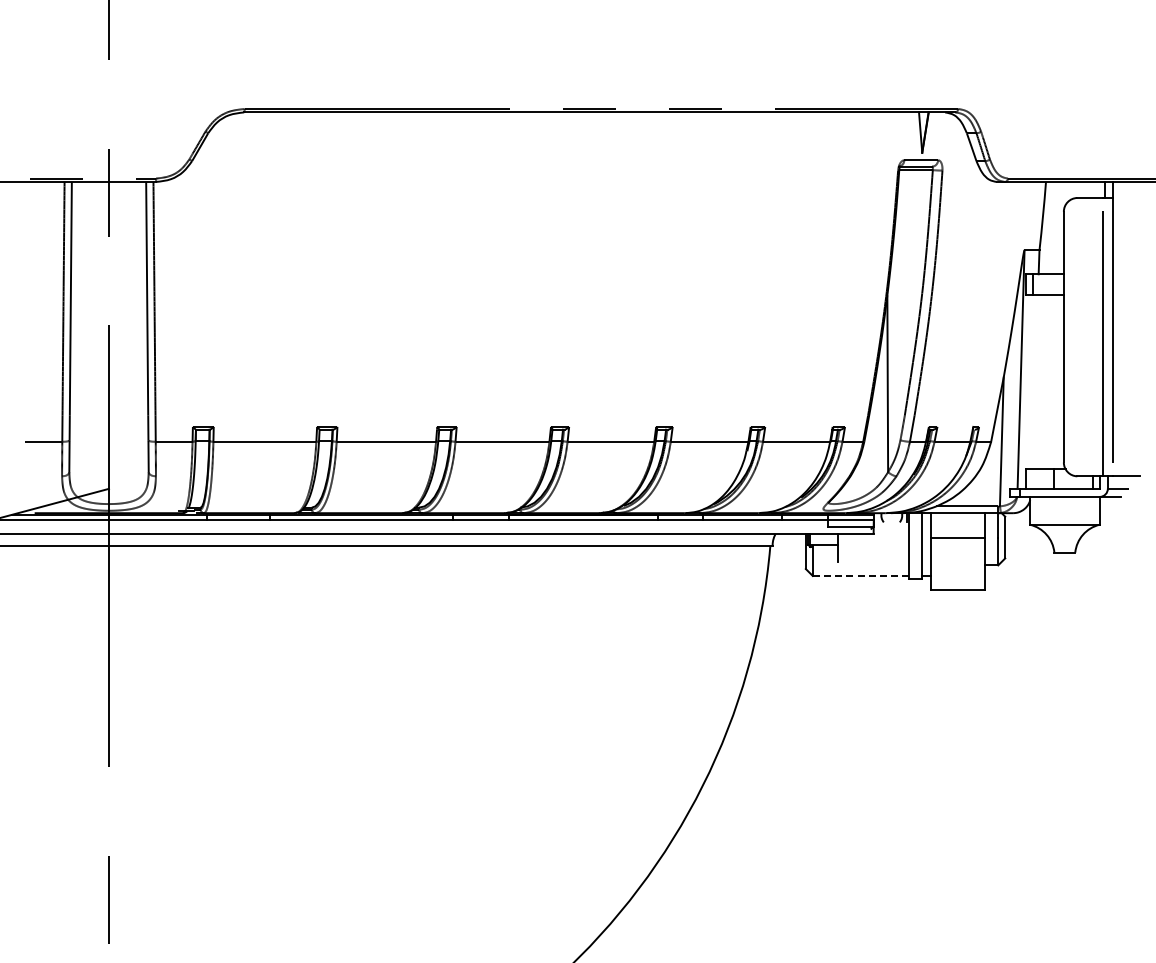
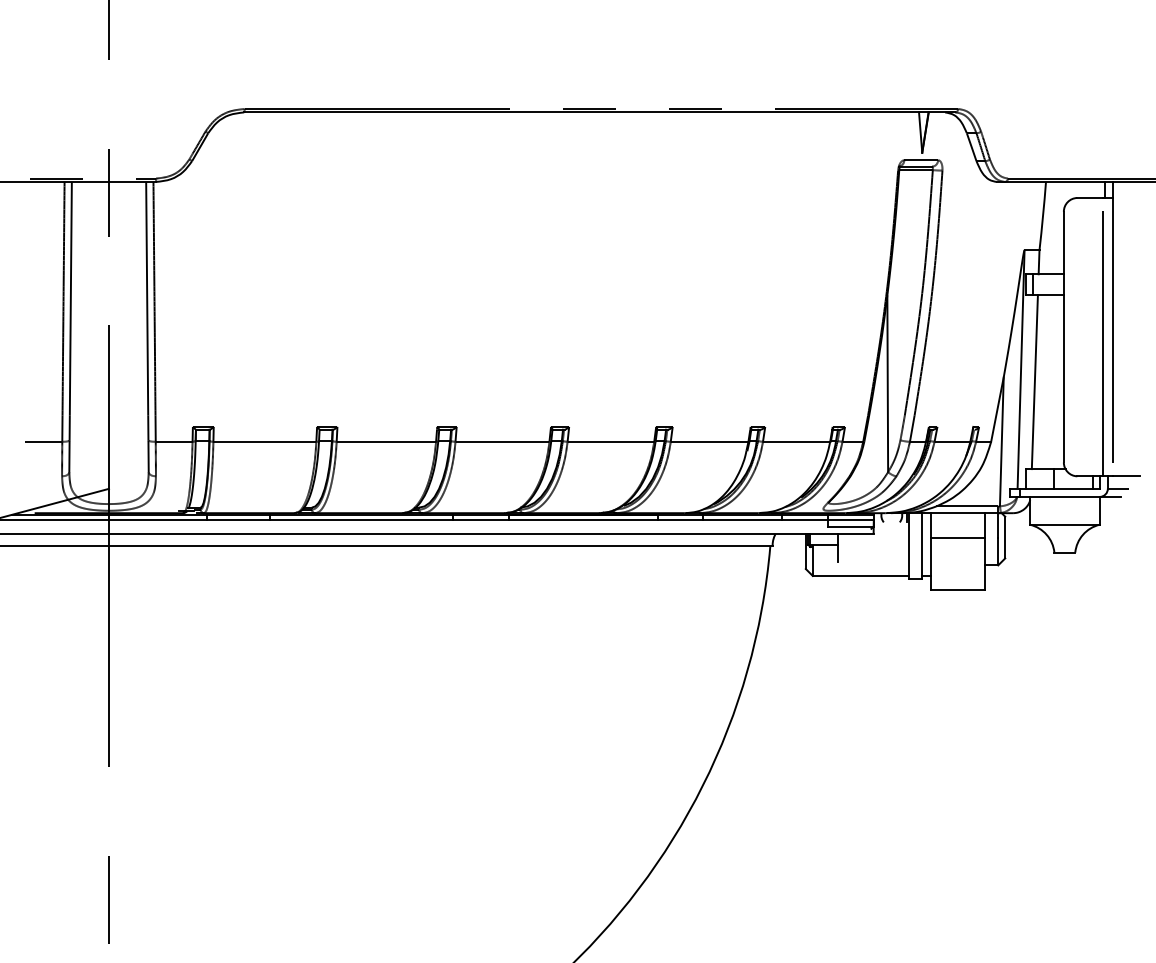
line: none -> present (1034, 382)
line: dashed -> solid (861, 575)
